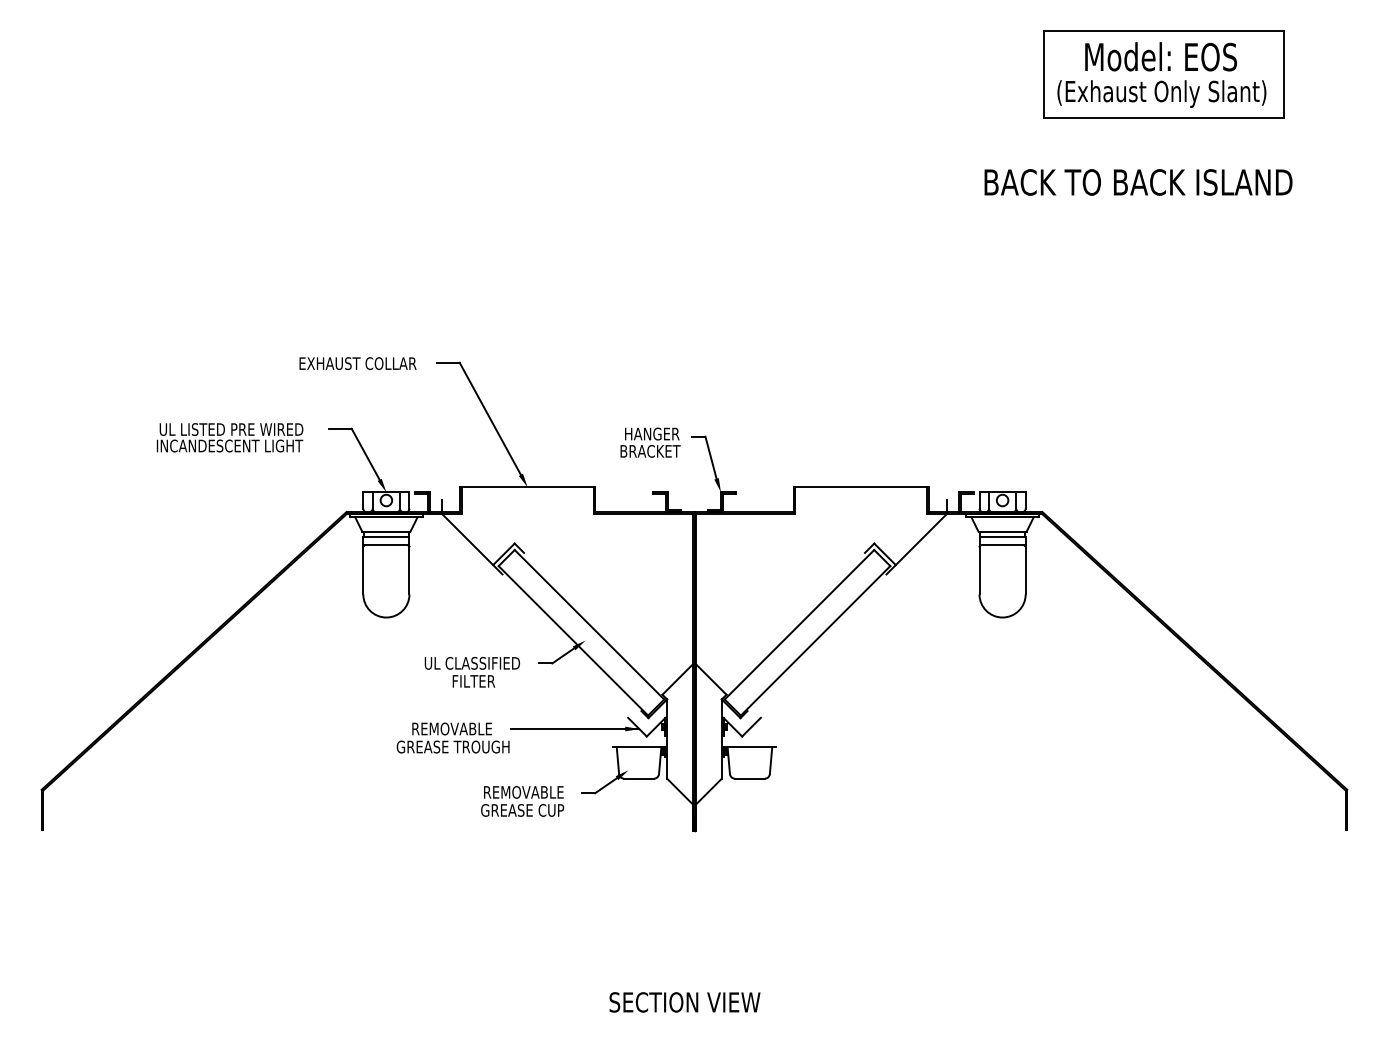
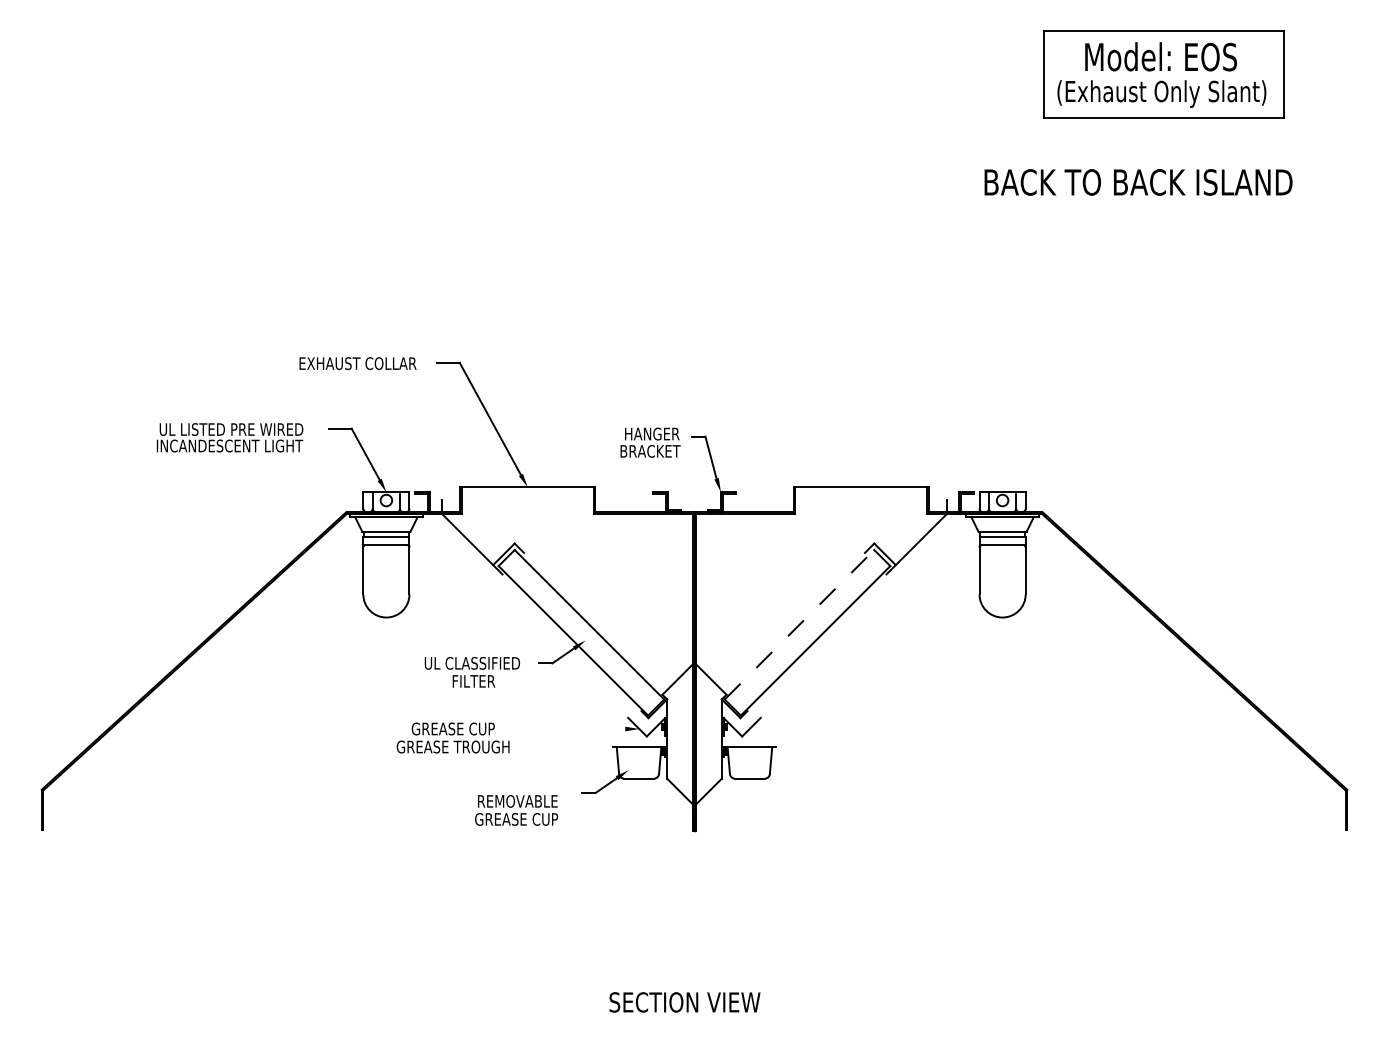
line: solid -> dashed (799, 624)
text: REMOVABLE -> GREASE CUP (452, 728)
line: present -> none (574, 729)
text position: (522, 801) -> (516, 810) (516, 810)
